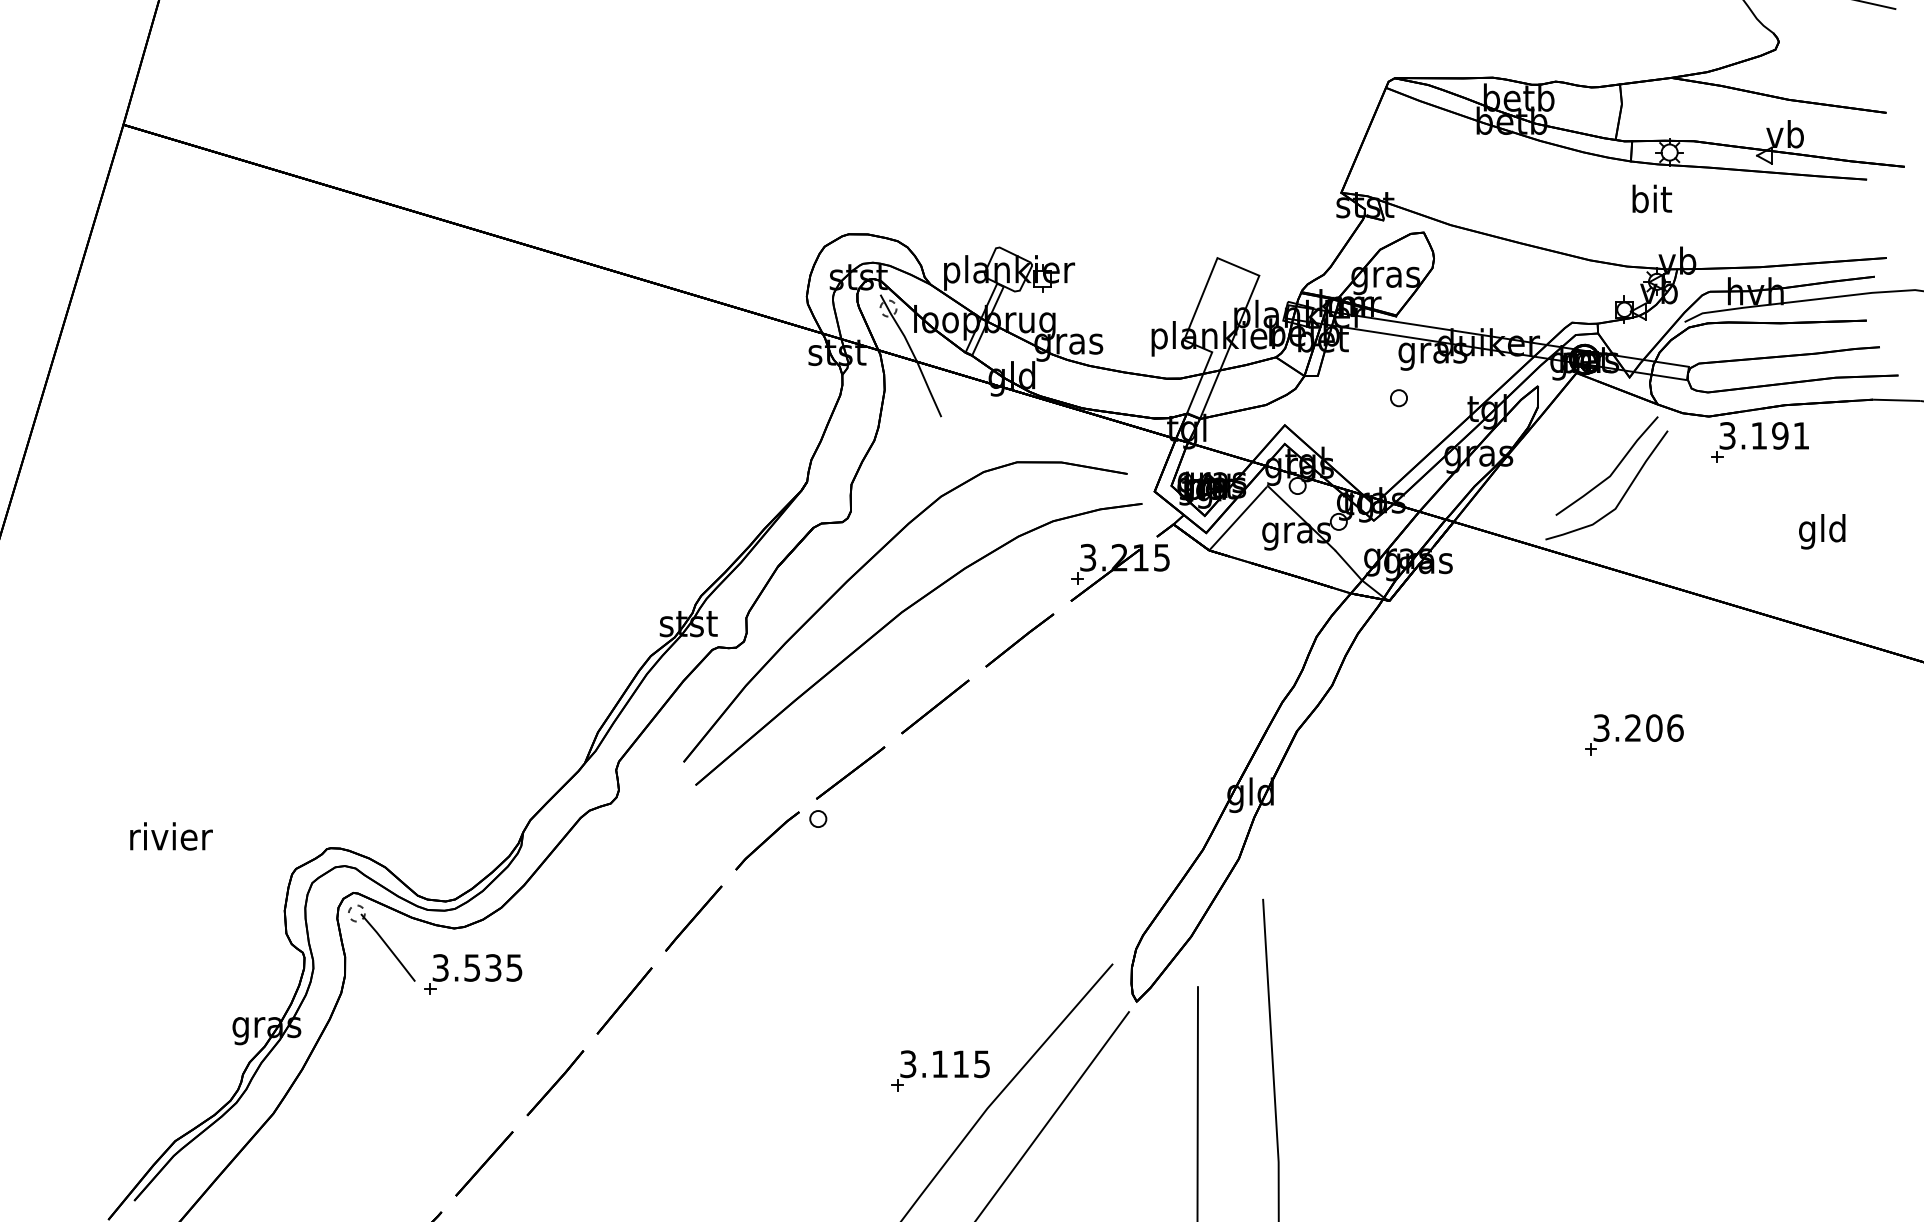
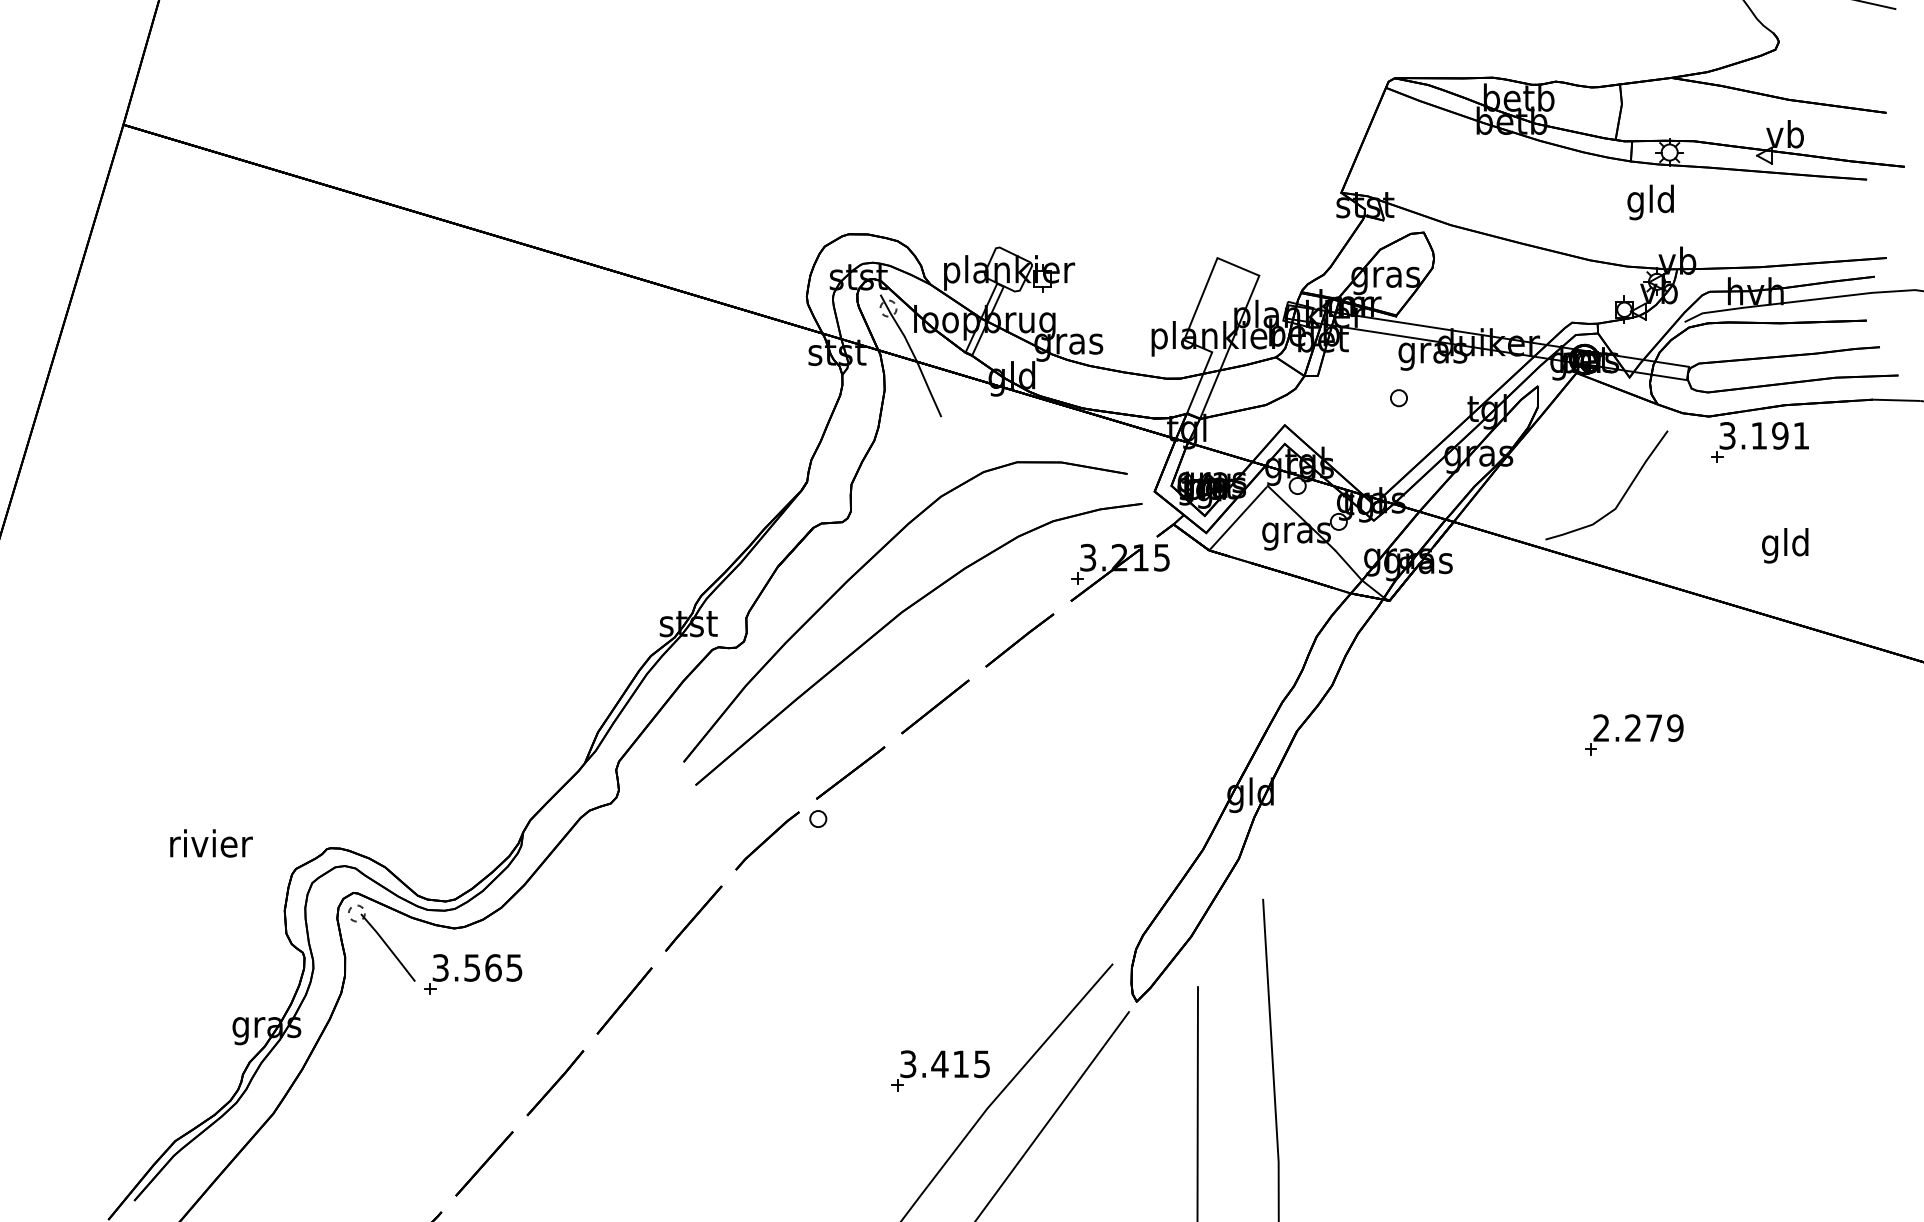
text: bit -> gld (1650, 202)
line: present -> none (1612, 471)
text position: (1822, 531) -> (1785, 545) (1785, 545)
text: 3.206 -> 2.279 (1638, 727)
text position: (171, 836) -> (211, 843) (211, 843)
text: 3.535 -> 3.565 (493, 967)
text: 3.115 -> 3.415 (939, 1063)
